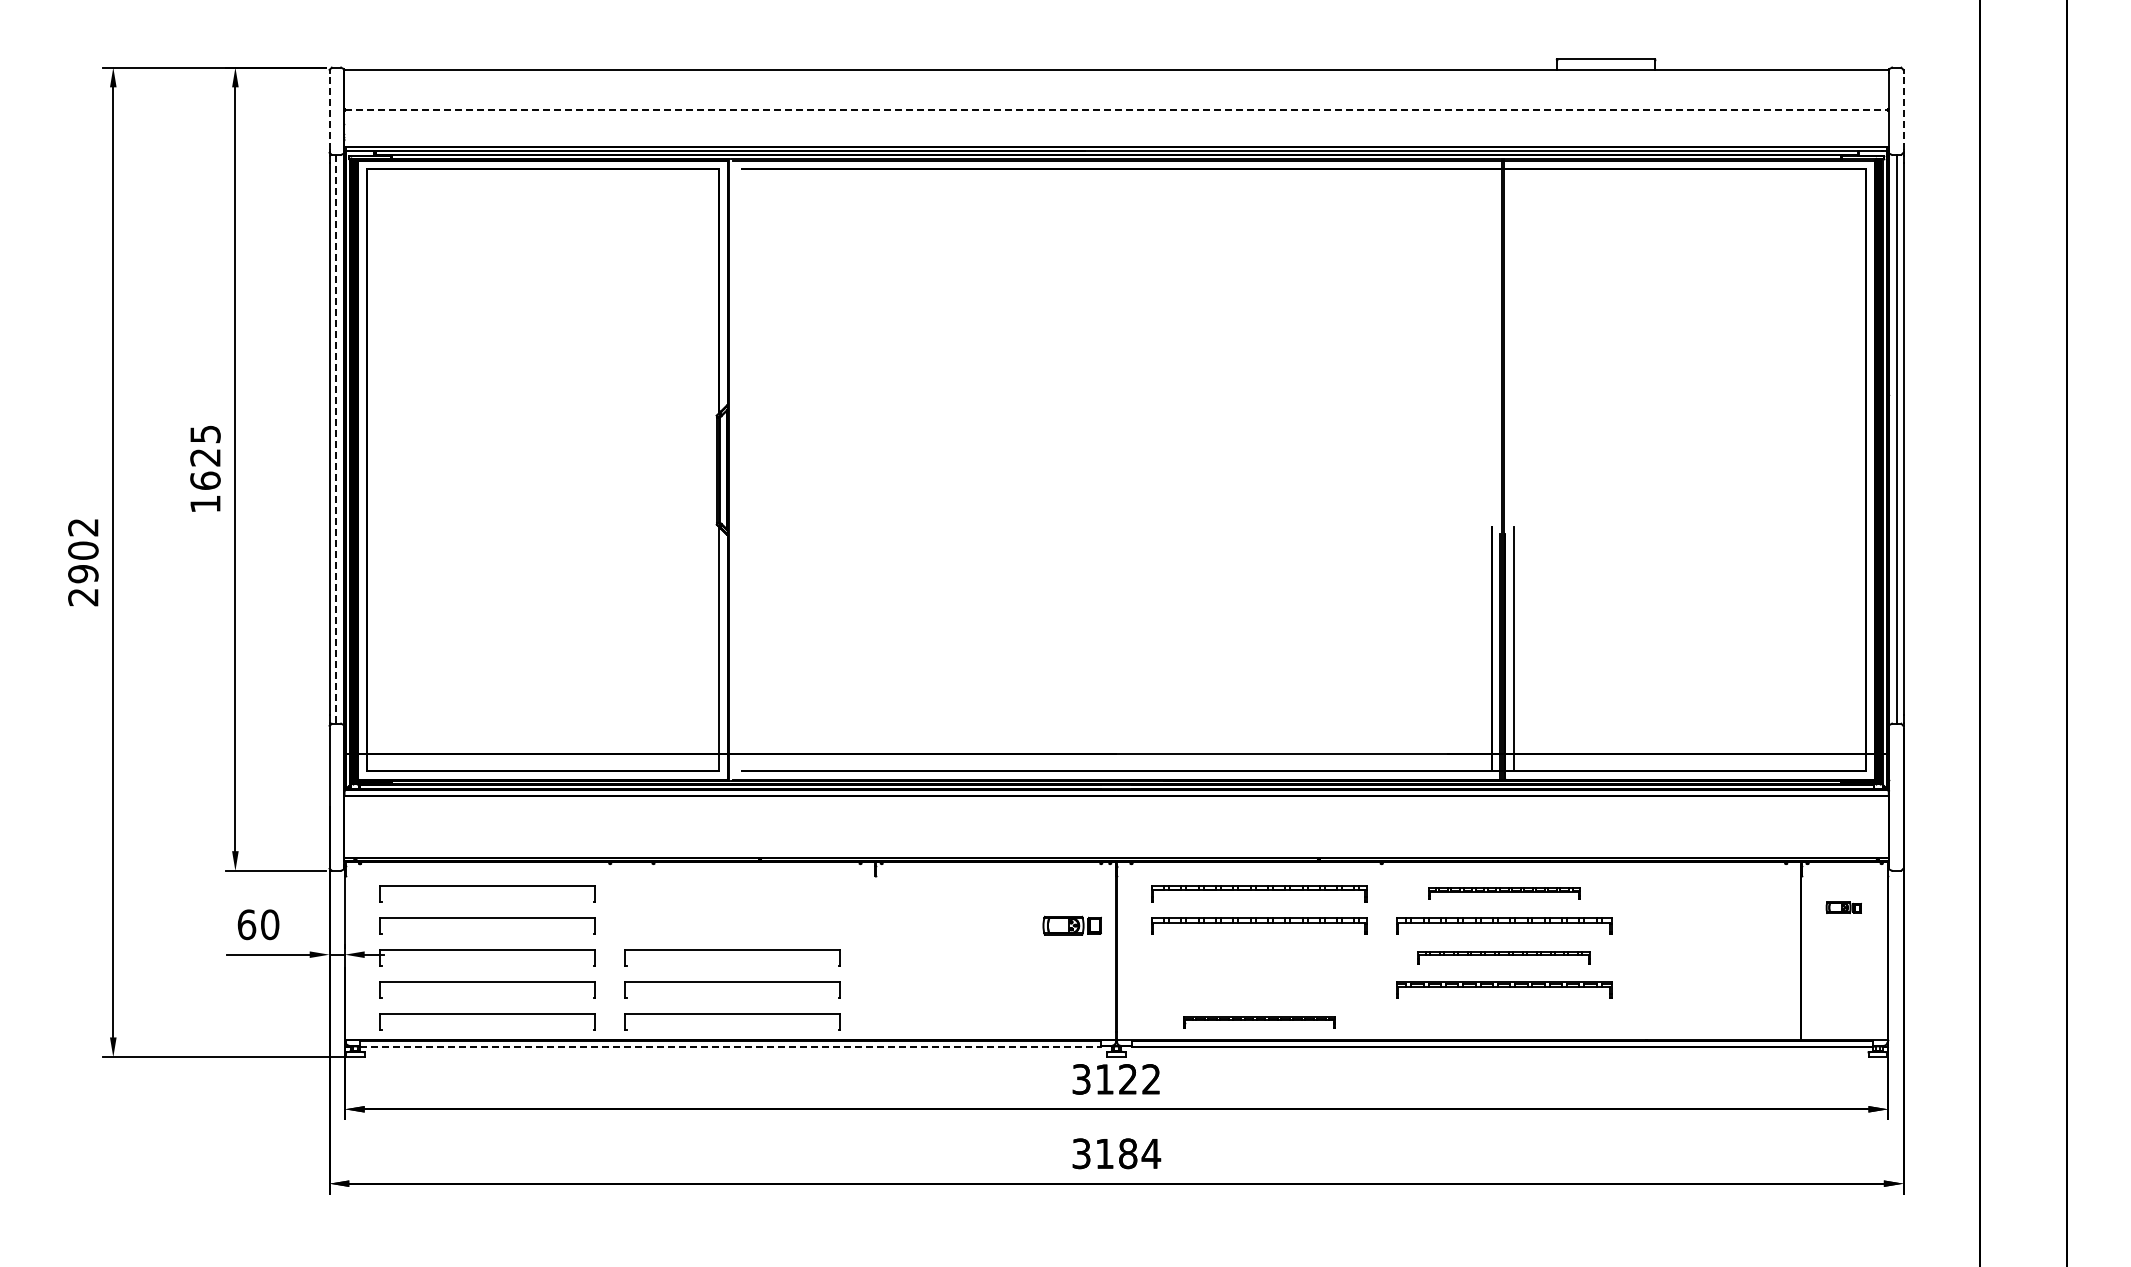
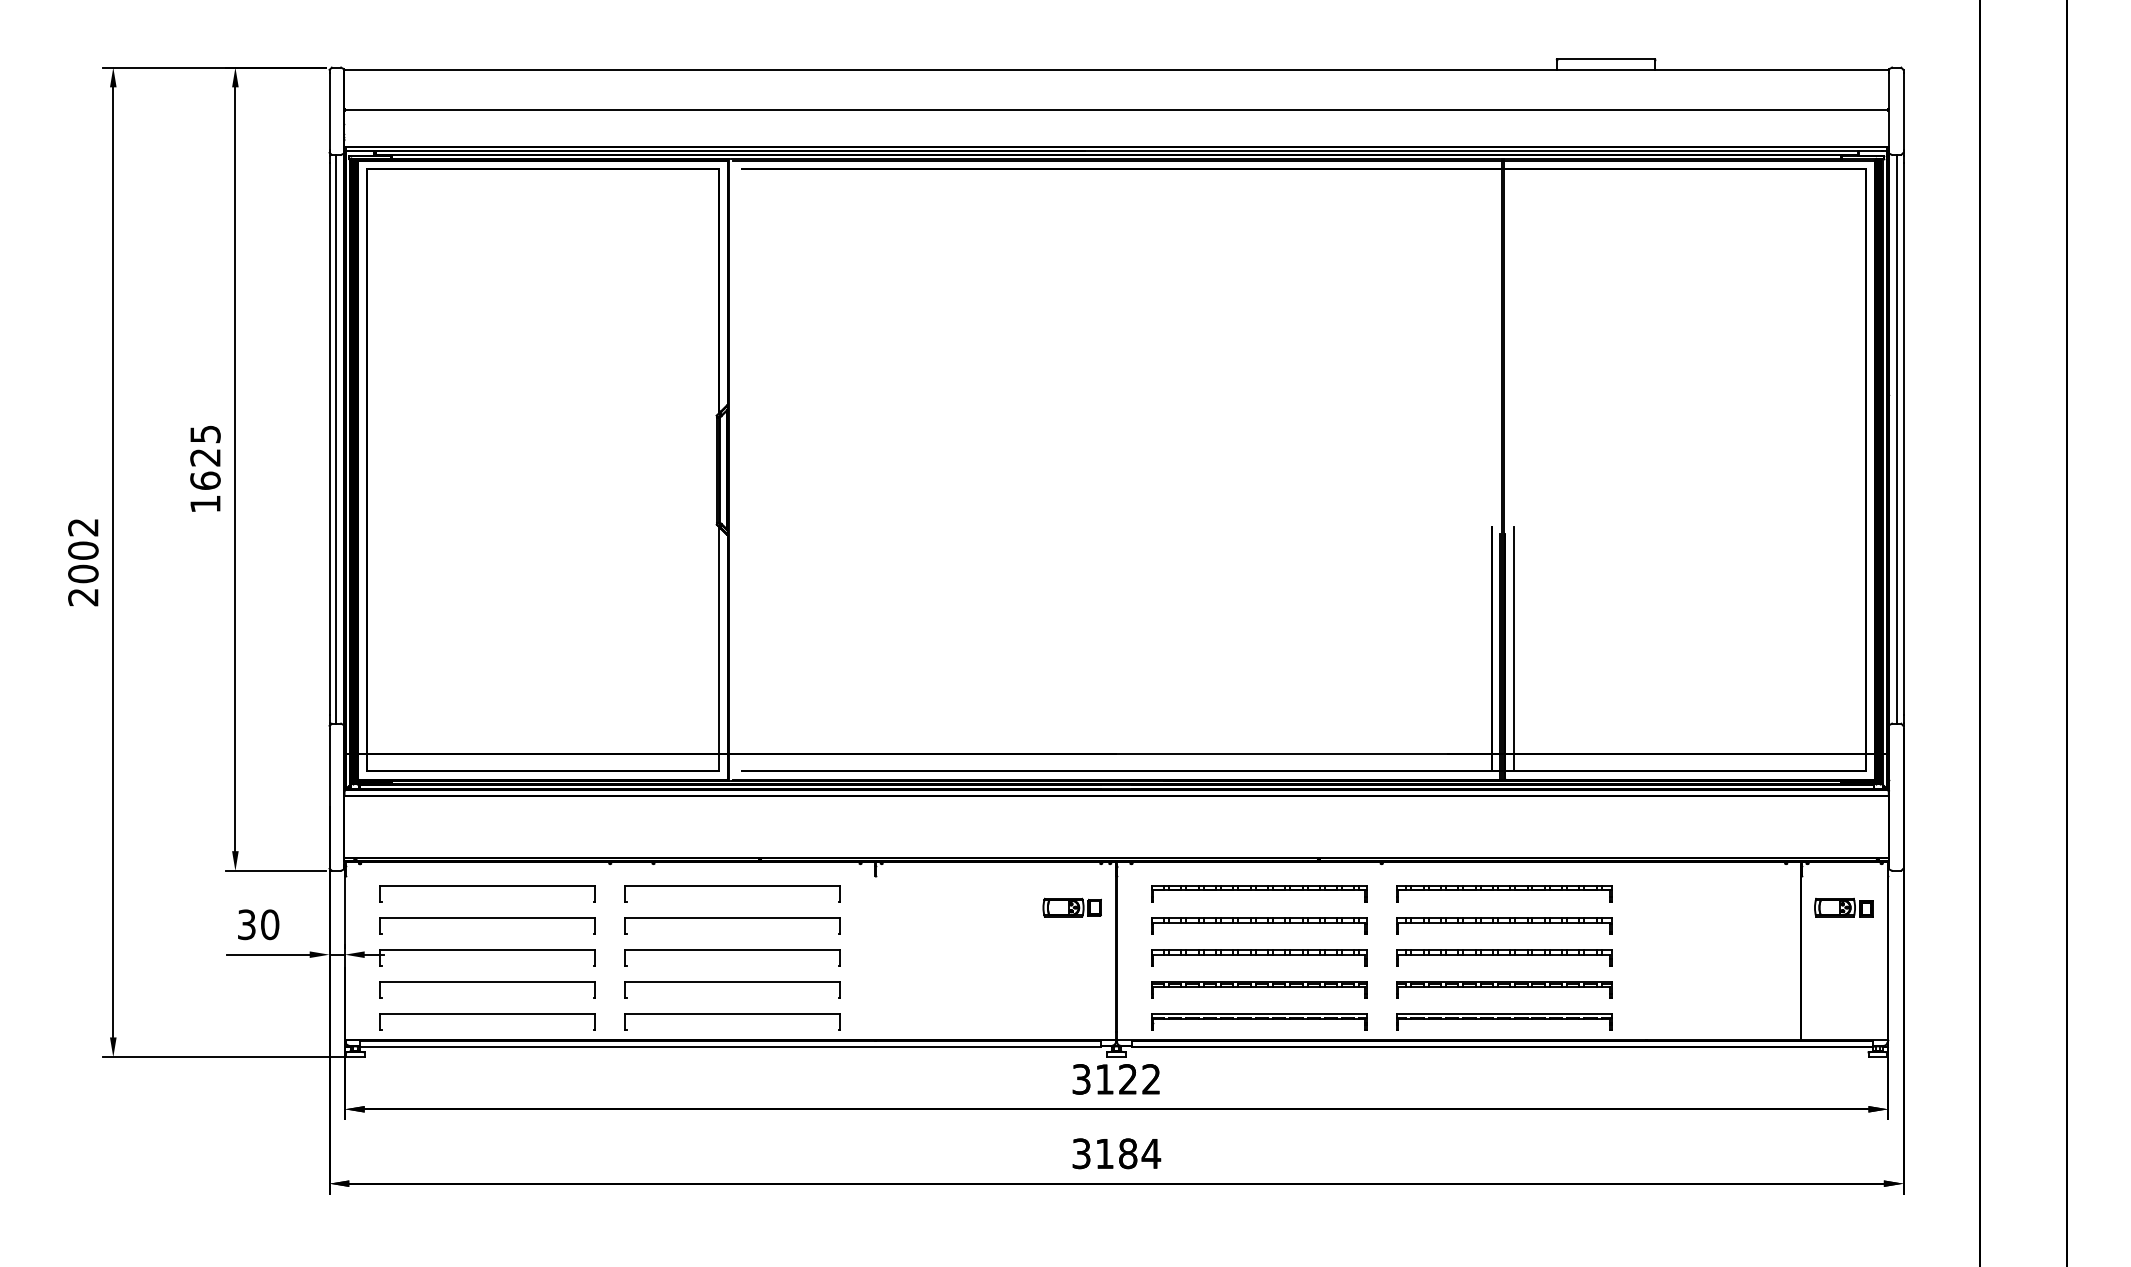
line: dashed -> solid (1116, 109)
line: dashed -> solid (329, 111)
line: dashed -> solid (1903, 111)
line: dashed -> solid (336, 439)
text: 2902 -> 2002 (83, 573)
part: none -> present (732, 886)
part size: 153x13 px -> 217x18 px (1504, 893)
part size: 37x13 px -> 60x21 px (1843, 907)
part: none -> present (732, 918)
text: 60 -> 30 (246, 924)
part position: (1071, 925) -> (1071, 907) (1071, 907)
part: none -> present (1259, 957)
part size: 174x14 px -> 217x18 px (1504, 957)
part: none -> present (1259, 989)
part: none -> present (1504, 1021)
part size: 153x13 px -> 217x18 px (1259, 1021)
line: dashed -> solid (730, 1046)
